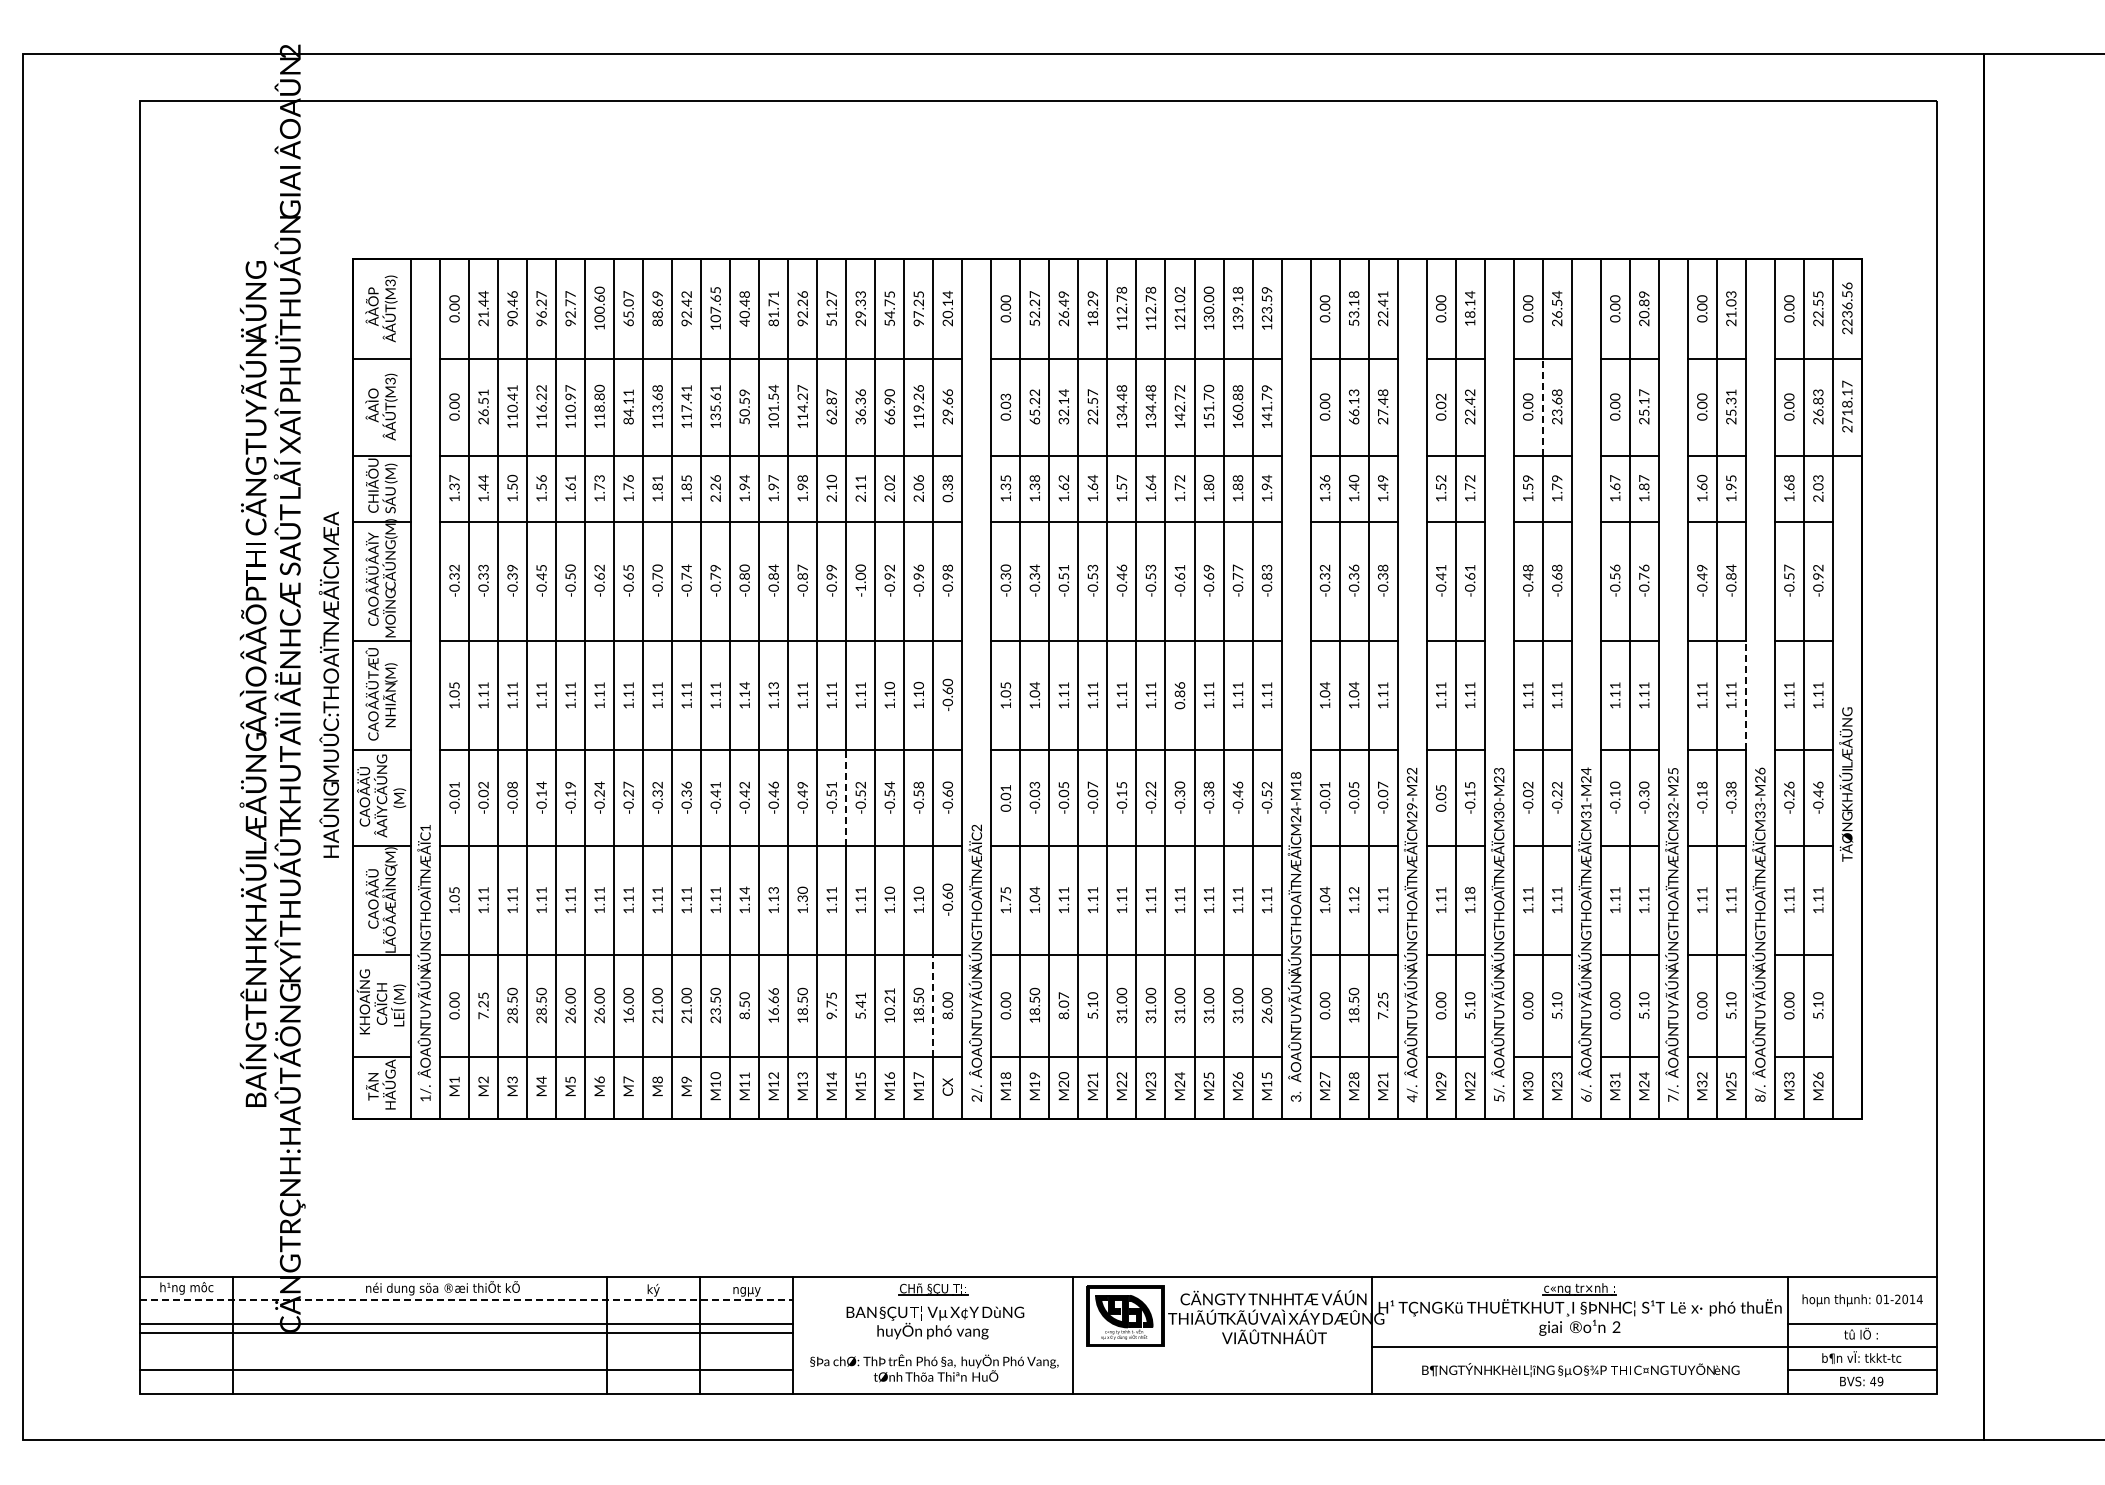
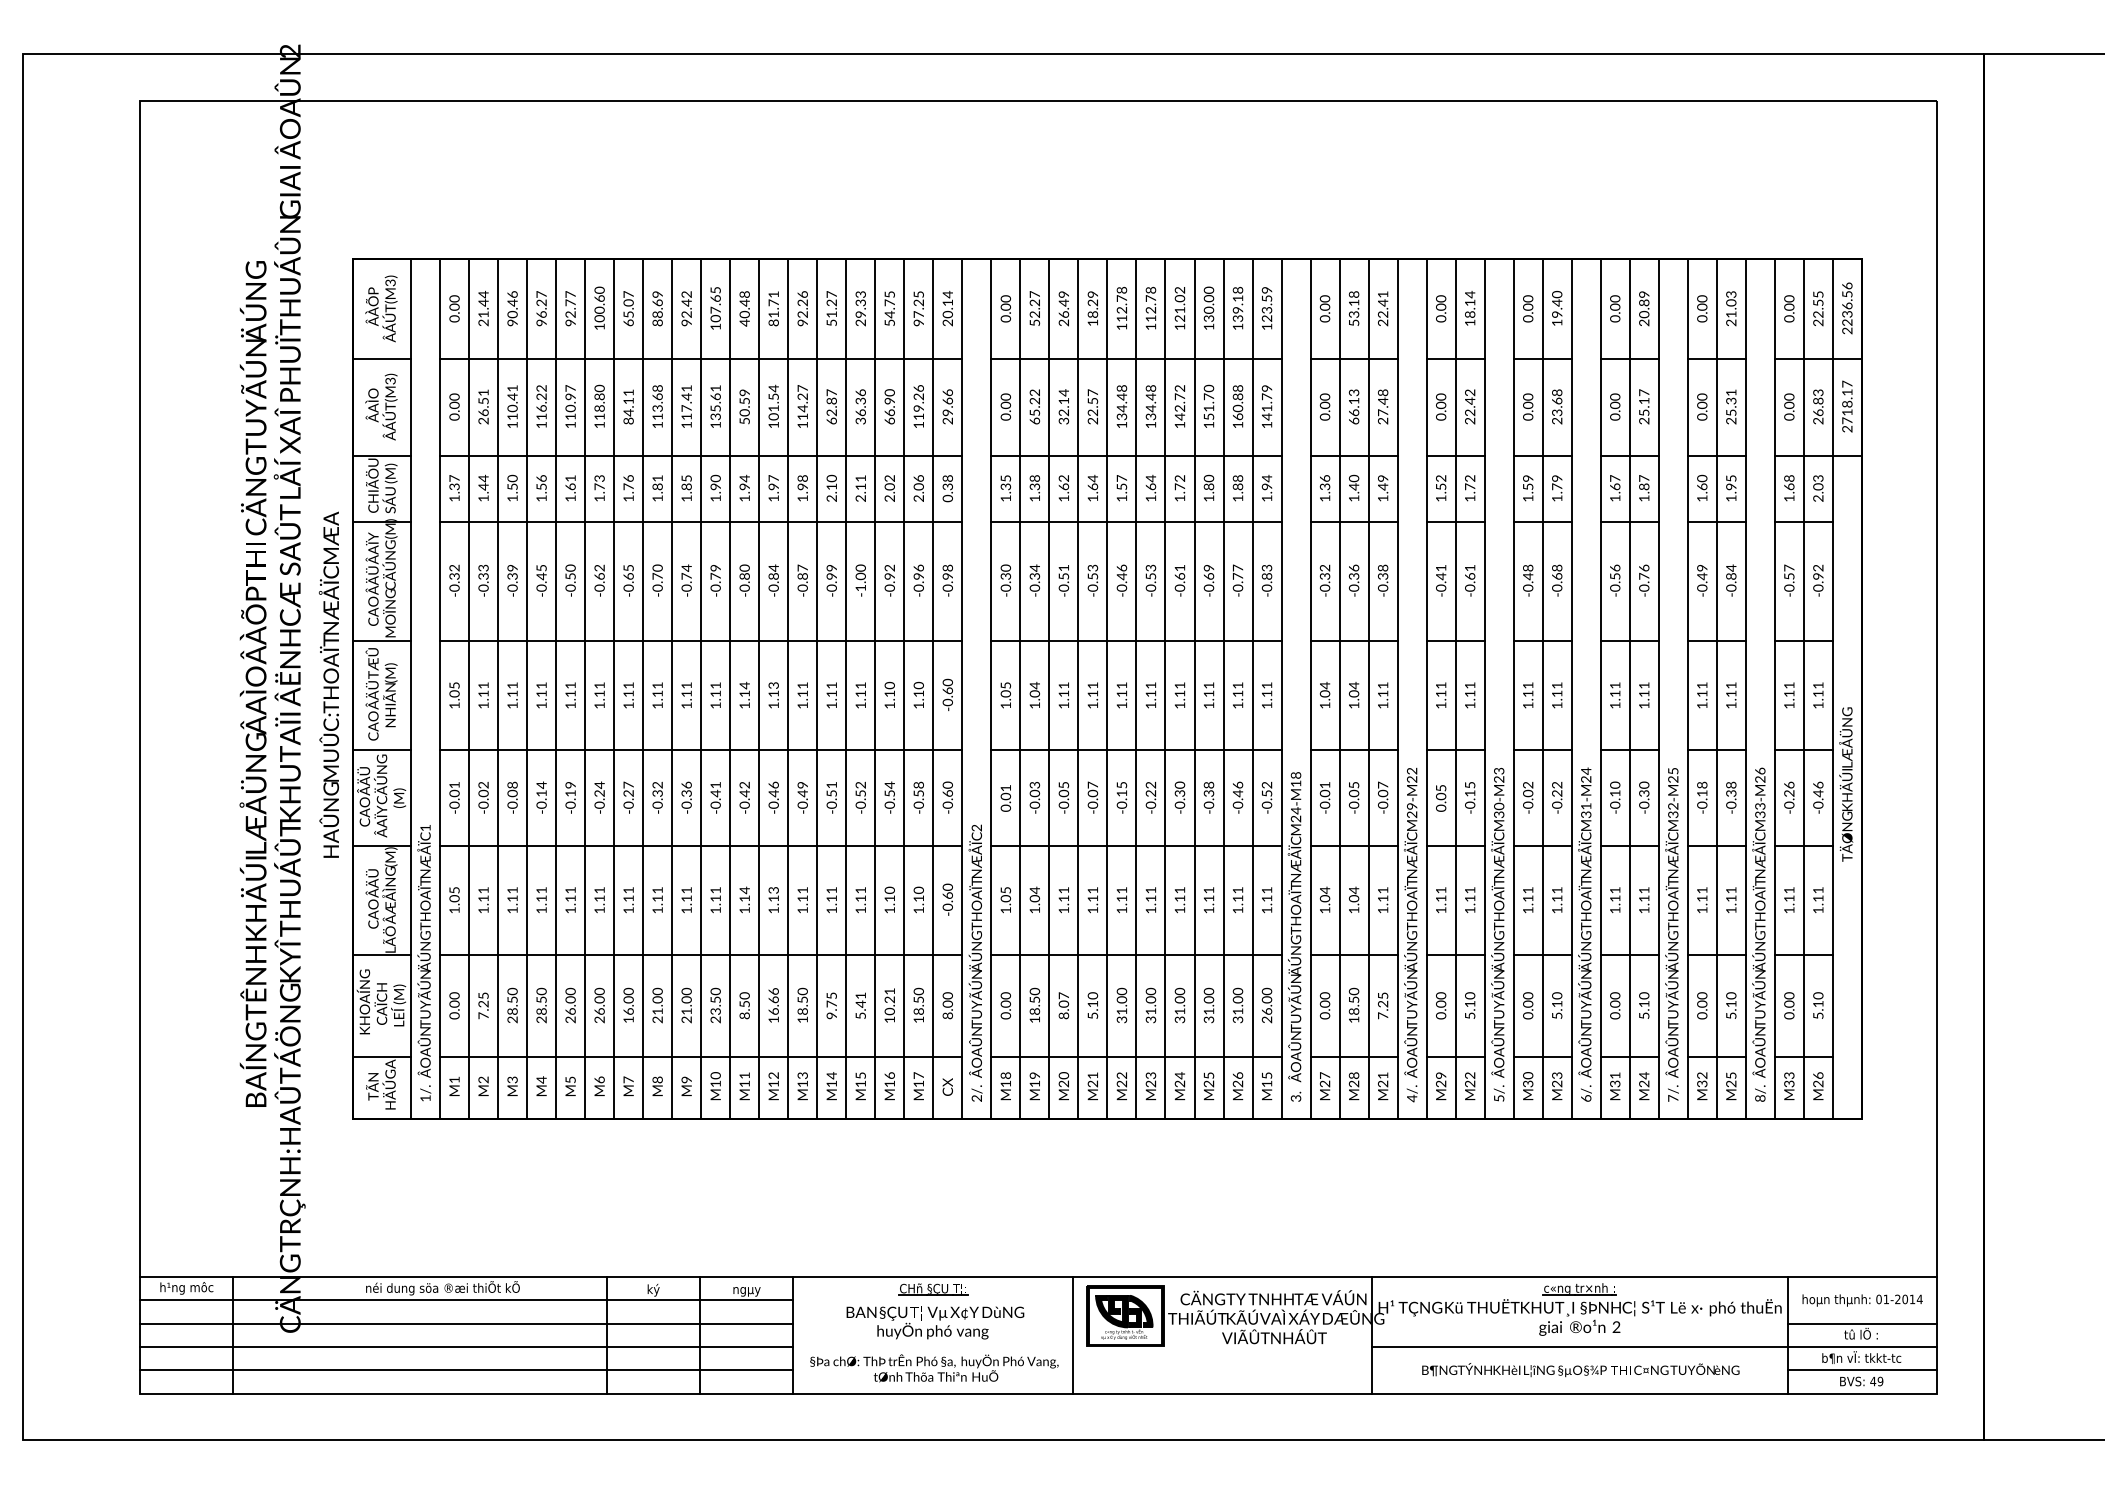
text: 26.54 -> 19.40 (1557, 308)
text: 0.03 -> 0.00 (1005, 396)
text: 0.02 -> 0.00 (1442, 396)
line: dashed -> solid (1542, 407)
text: 2.26 -> 1.90 (715, 487)
text: 0.86 -> 1.11 (1179, 695)
line: dashed -> solid (1745, 695)
line: dashed -> solid (846, 798)
text: 1.18 -> 1.11 (1470, 890)
text: 1.30 -> 1.11 (802, 893)
text: 1.12 -> 1.04 (1353, 894)
text: 1.75 -> 1.05 (1005, 898)
line: dashed -> solid (933, 1005)
line: dashed -> solid (466, 1300)
line position: (466, 1332) -> (466, 1346) (466, 1346)
